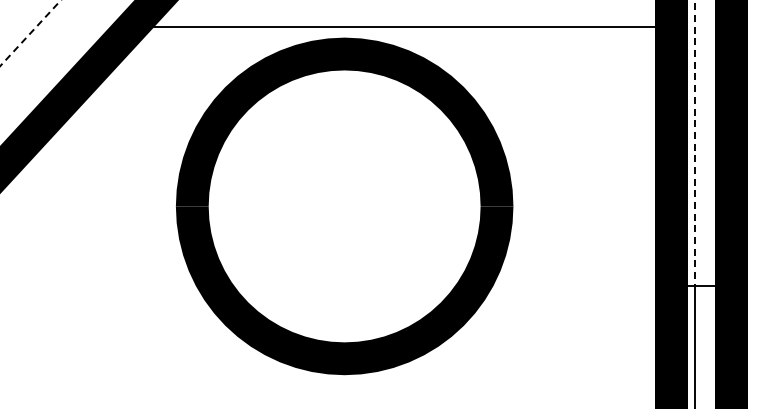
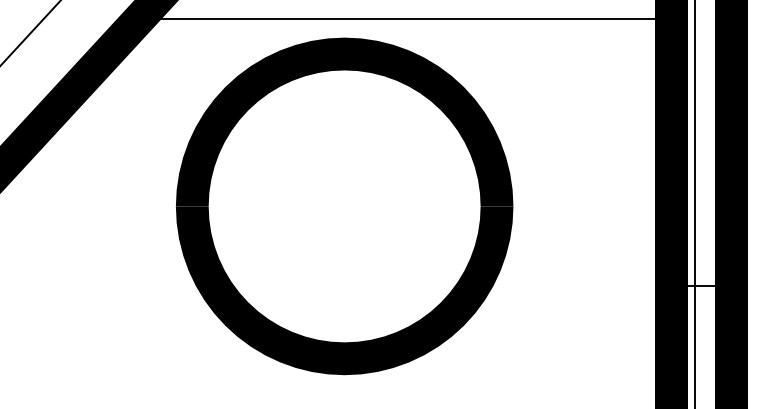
line position: (405, 27) -> (405, 19) (405, 19)
line: dashed -> solid (30, 32)
line: dashed -> solid (694, 143)
